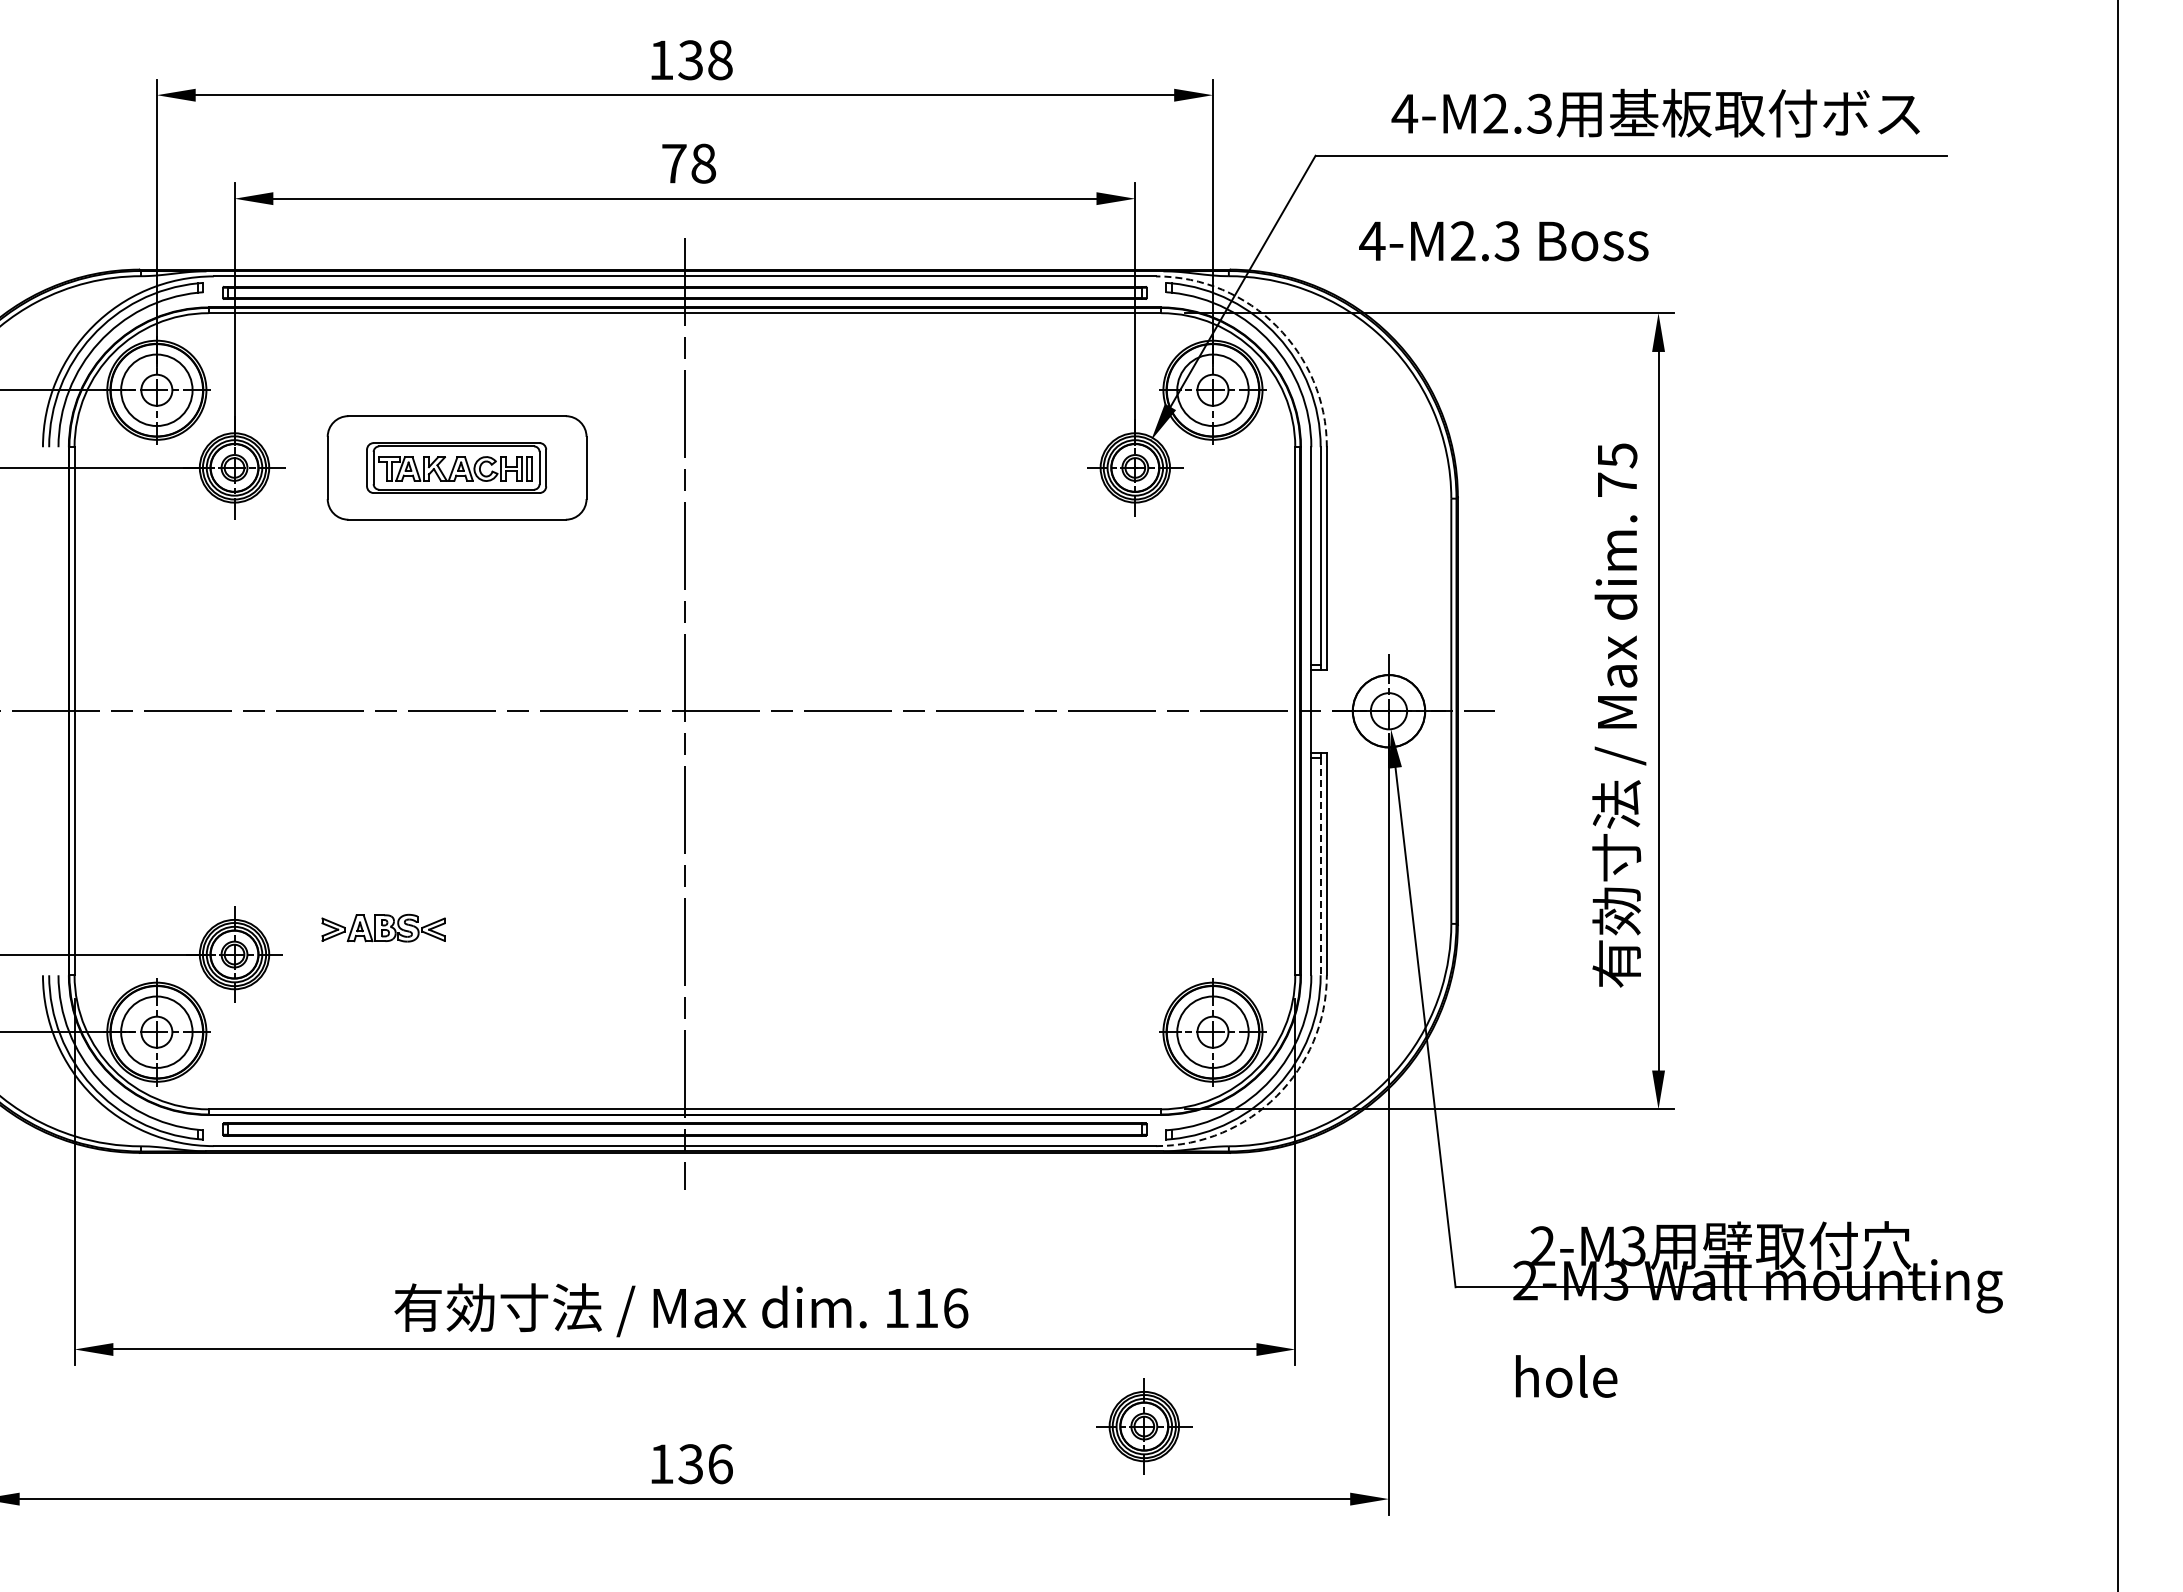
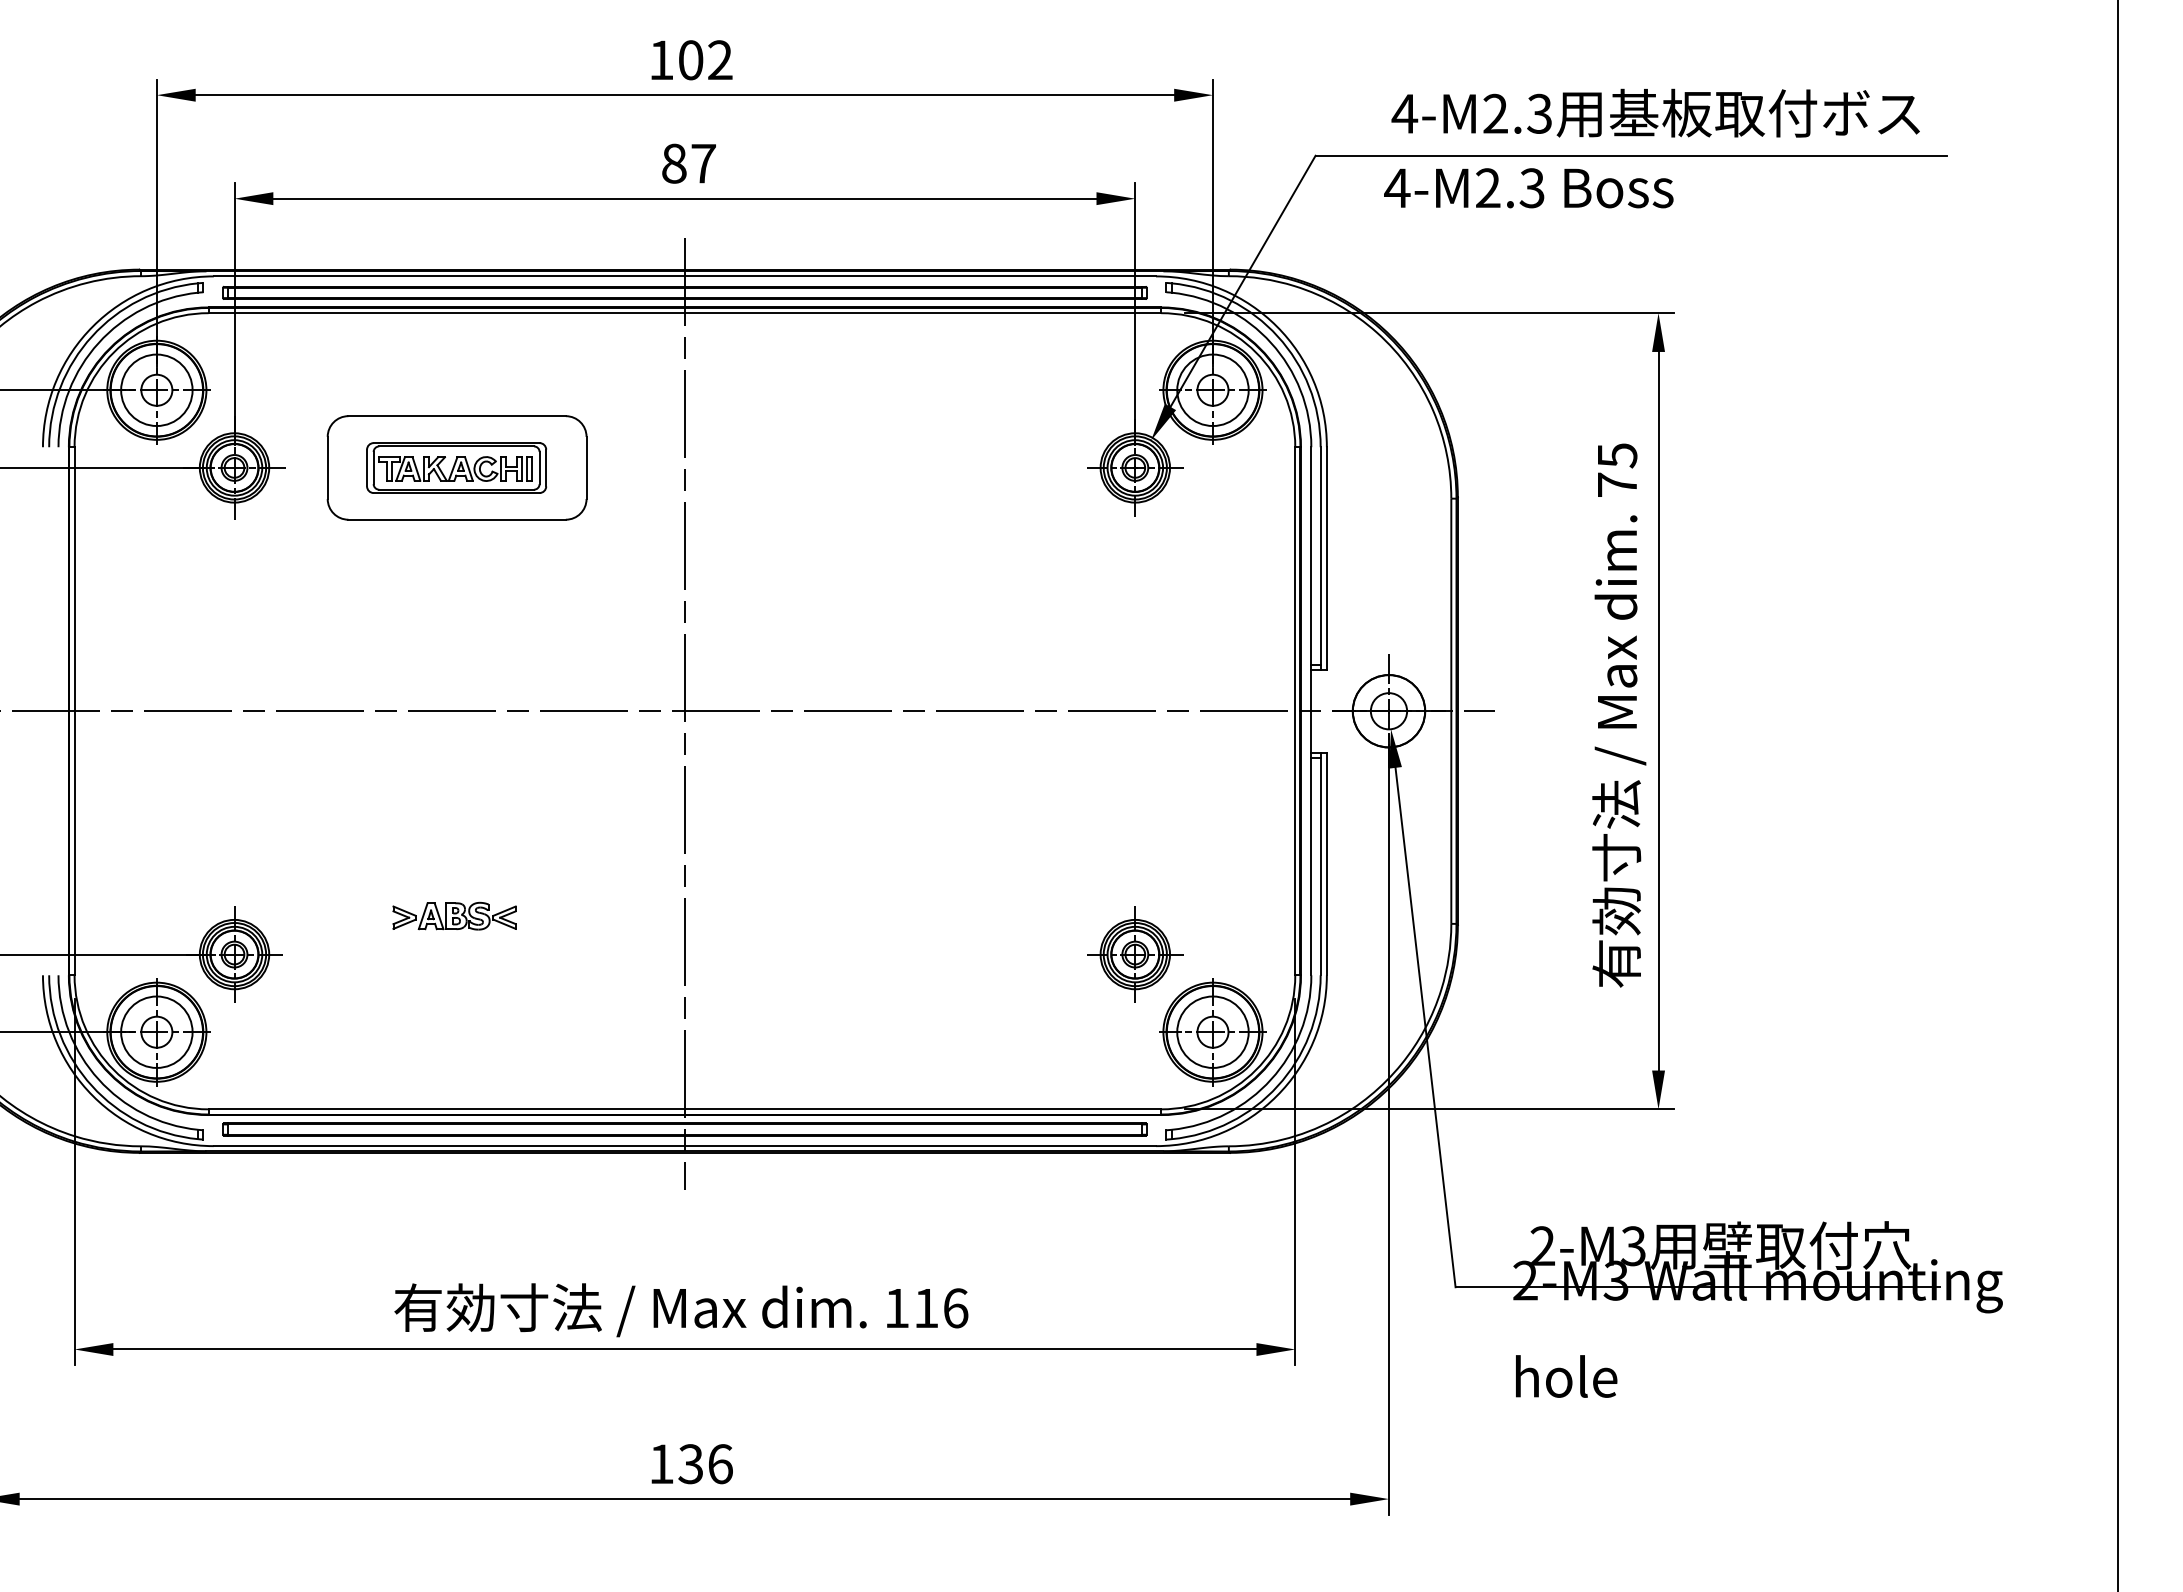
text: 138 -> 102 (705, 60)
text: 78 -> 87 (689, 163)
text position: (1503, 241) -> (1528, 188) (1528, 188)
arc: dashed -> solid (1276, 326)
line: dashed -> solid (1320, 866)
part position: (383, 927) -> (454, 915) (454, 915)
arc: dashed -> solid (1276, 1096)
part position: (1144, 1426) -> (1135, 954) (1135, 954)
